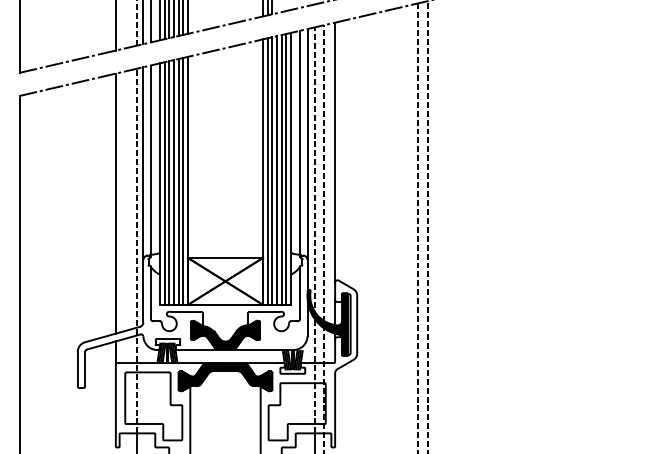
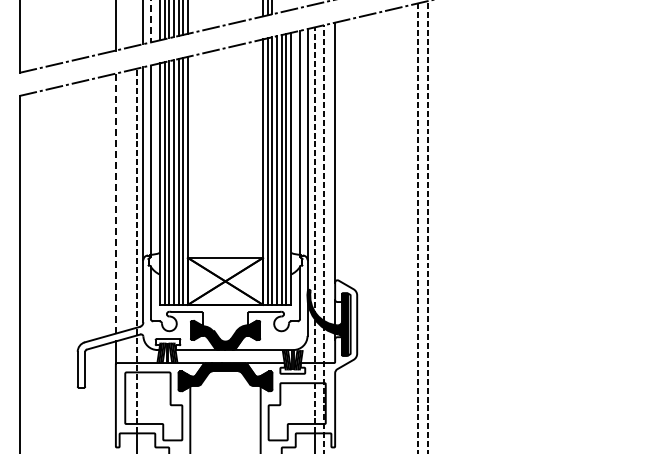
line: solid -> dashed (150, 21)
line: present -> none (136, 23)
line: solid -> dashed (115, 203)
